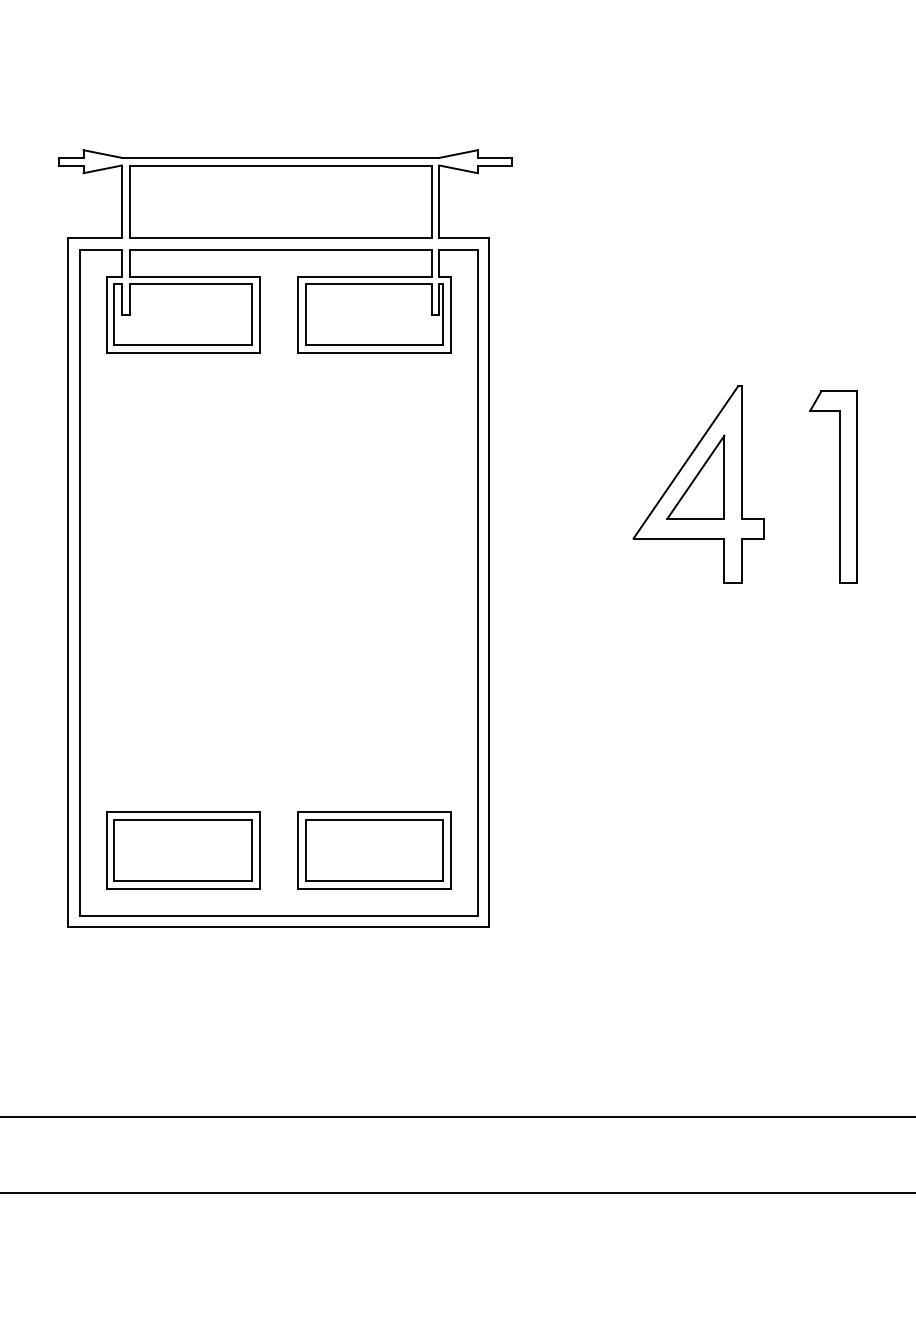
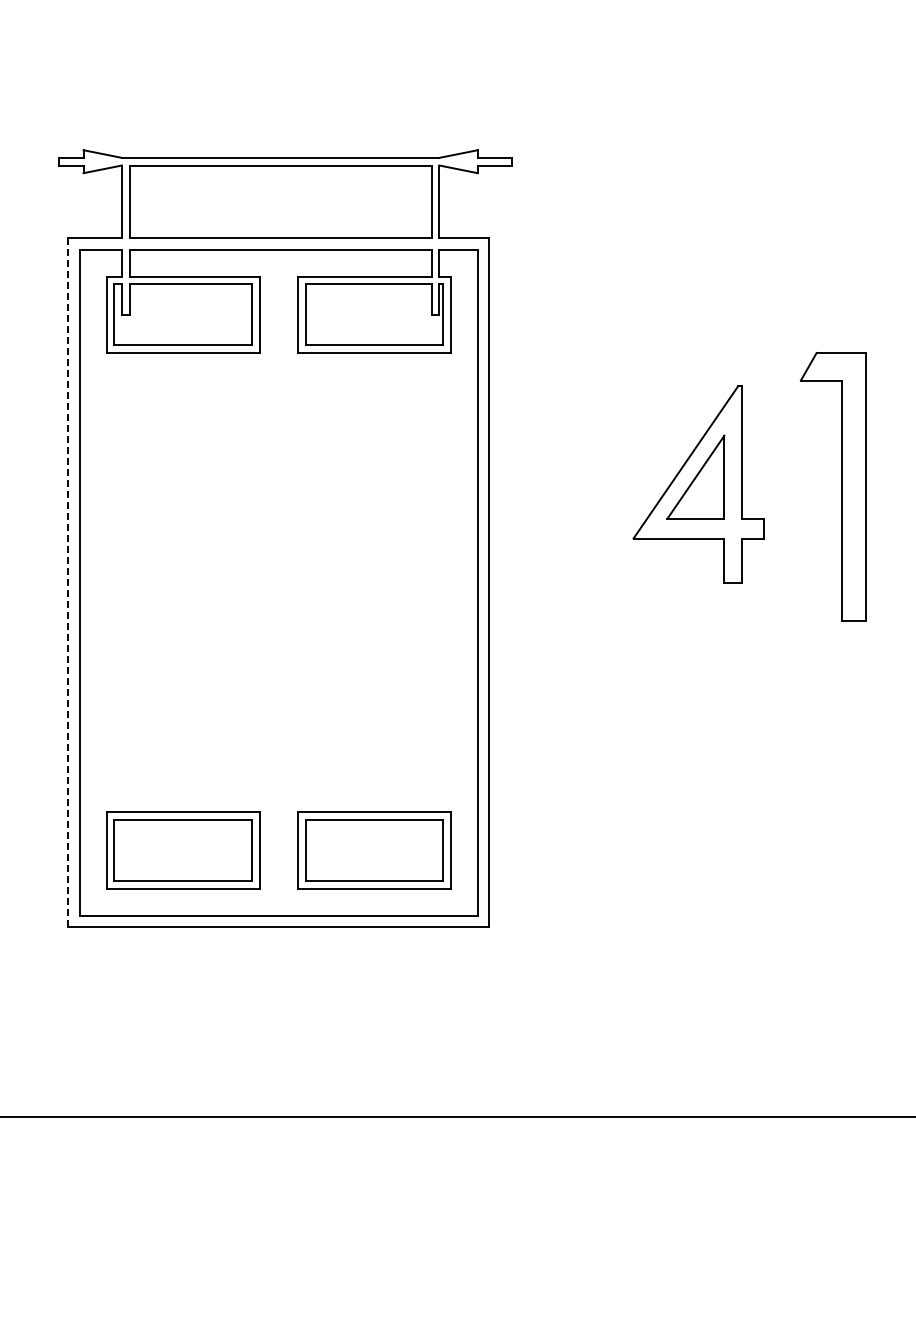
part size: 49x194 px -> 68x270 px (832, 486)
line: solid -> dashed (68, 583)
line: present -> none (457, 1193)
